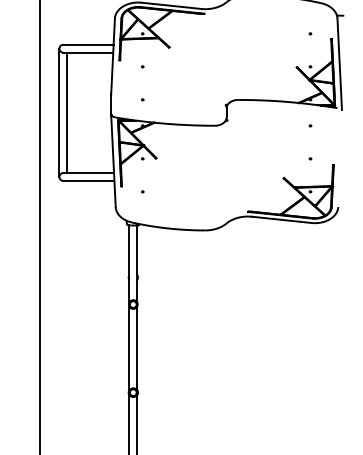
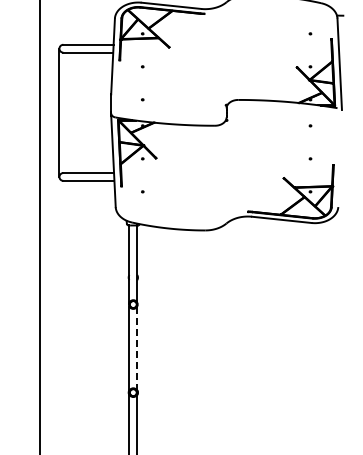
line: present -> none (67, 112)
line: solid -> dashed (137, 348)
